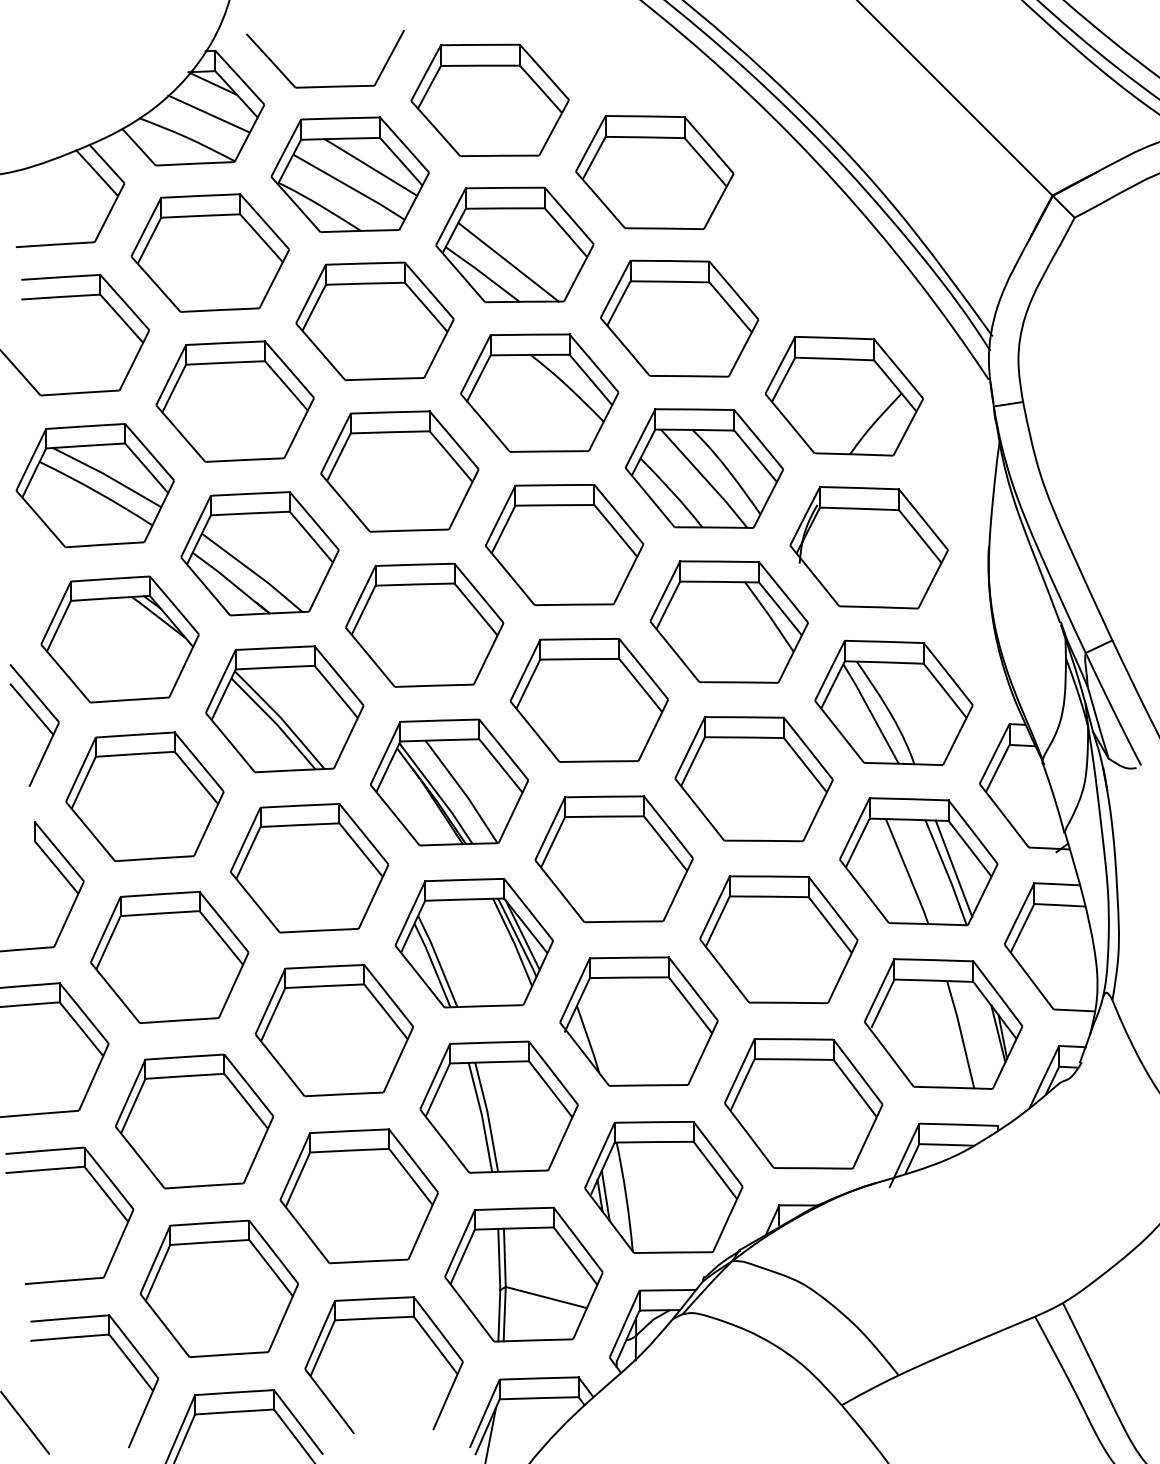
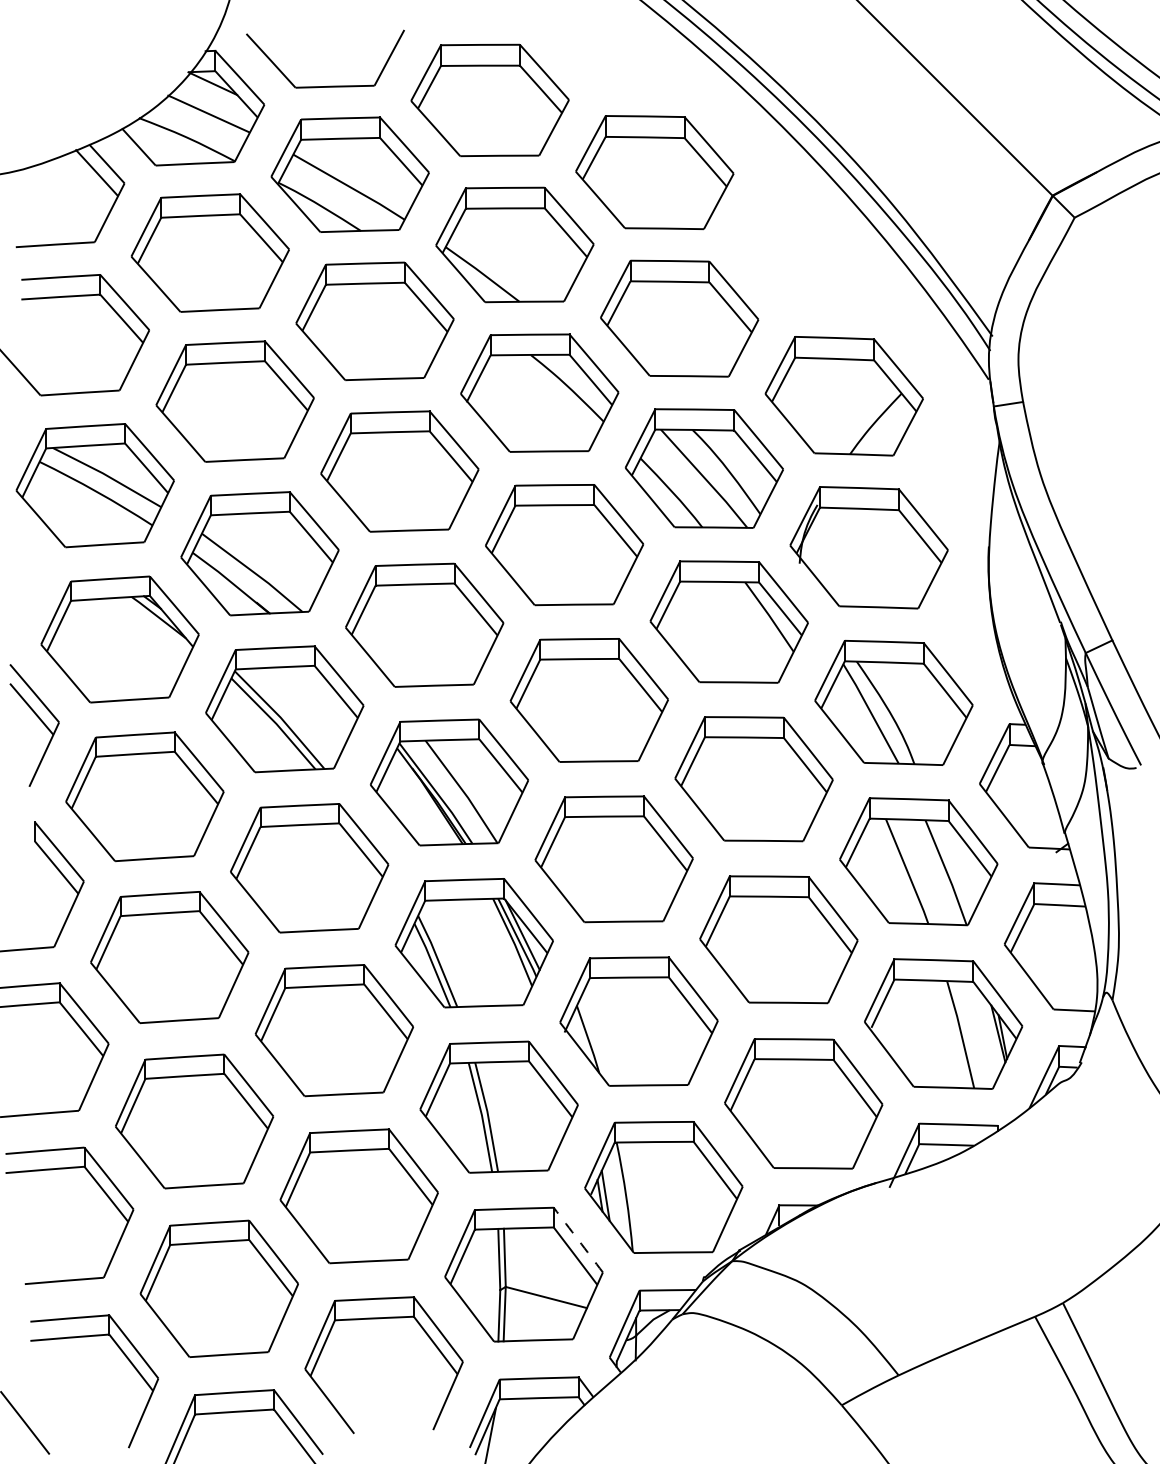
line: present -> none (370, 167)
line: present -> none (508, 261)
line: present -> none (953, 868)
arc: solid -> dashed (578, 1240)
